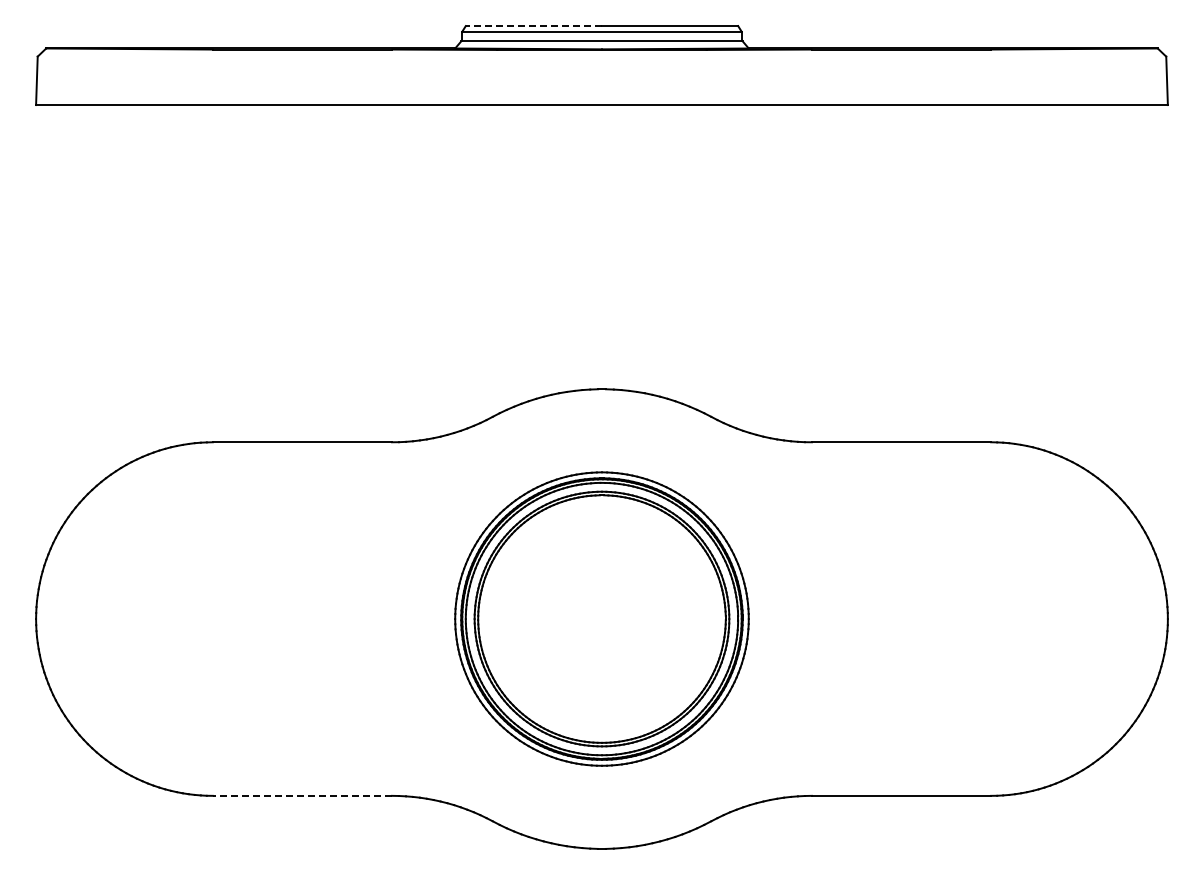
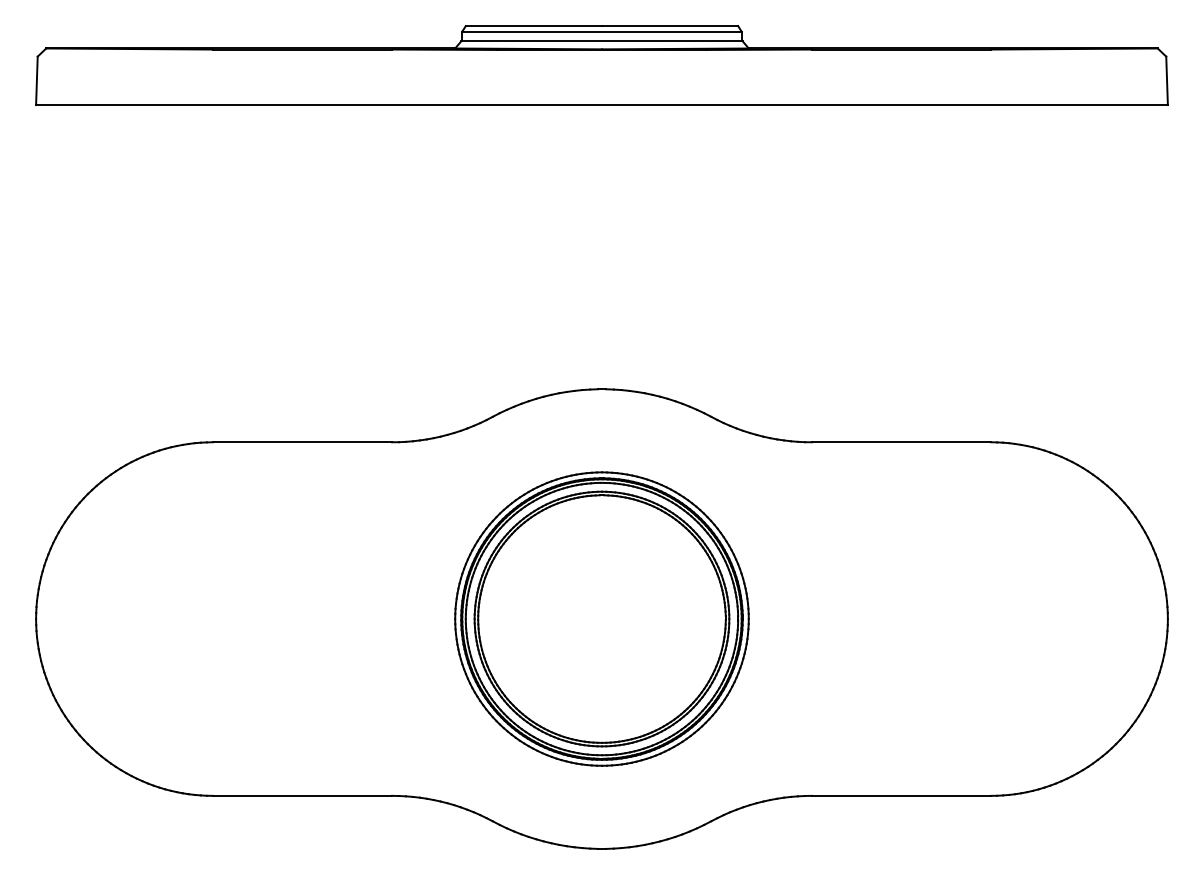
line: dashed -> solid (533, 26)
line: dashed -> solid (302, 795)
